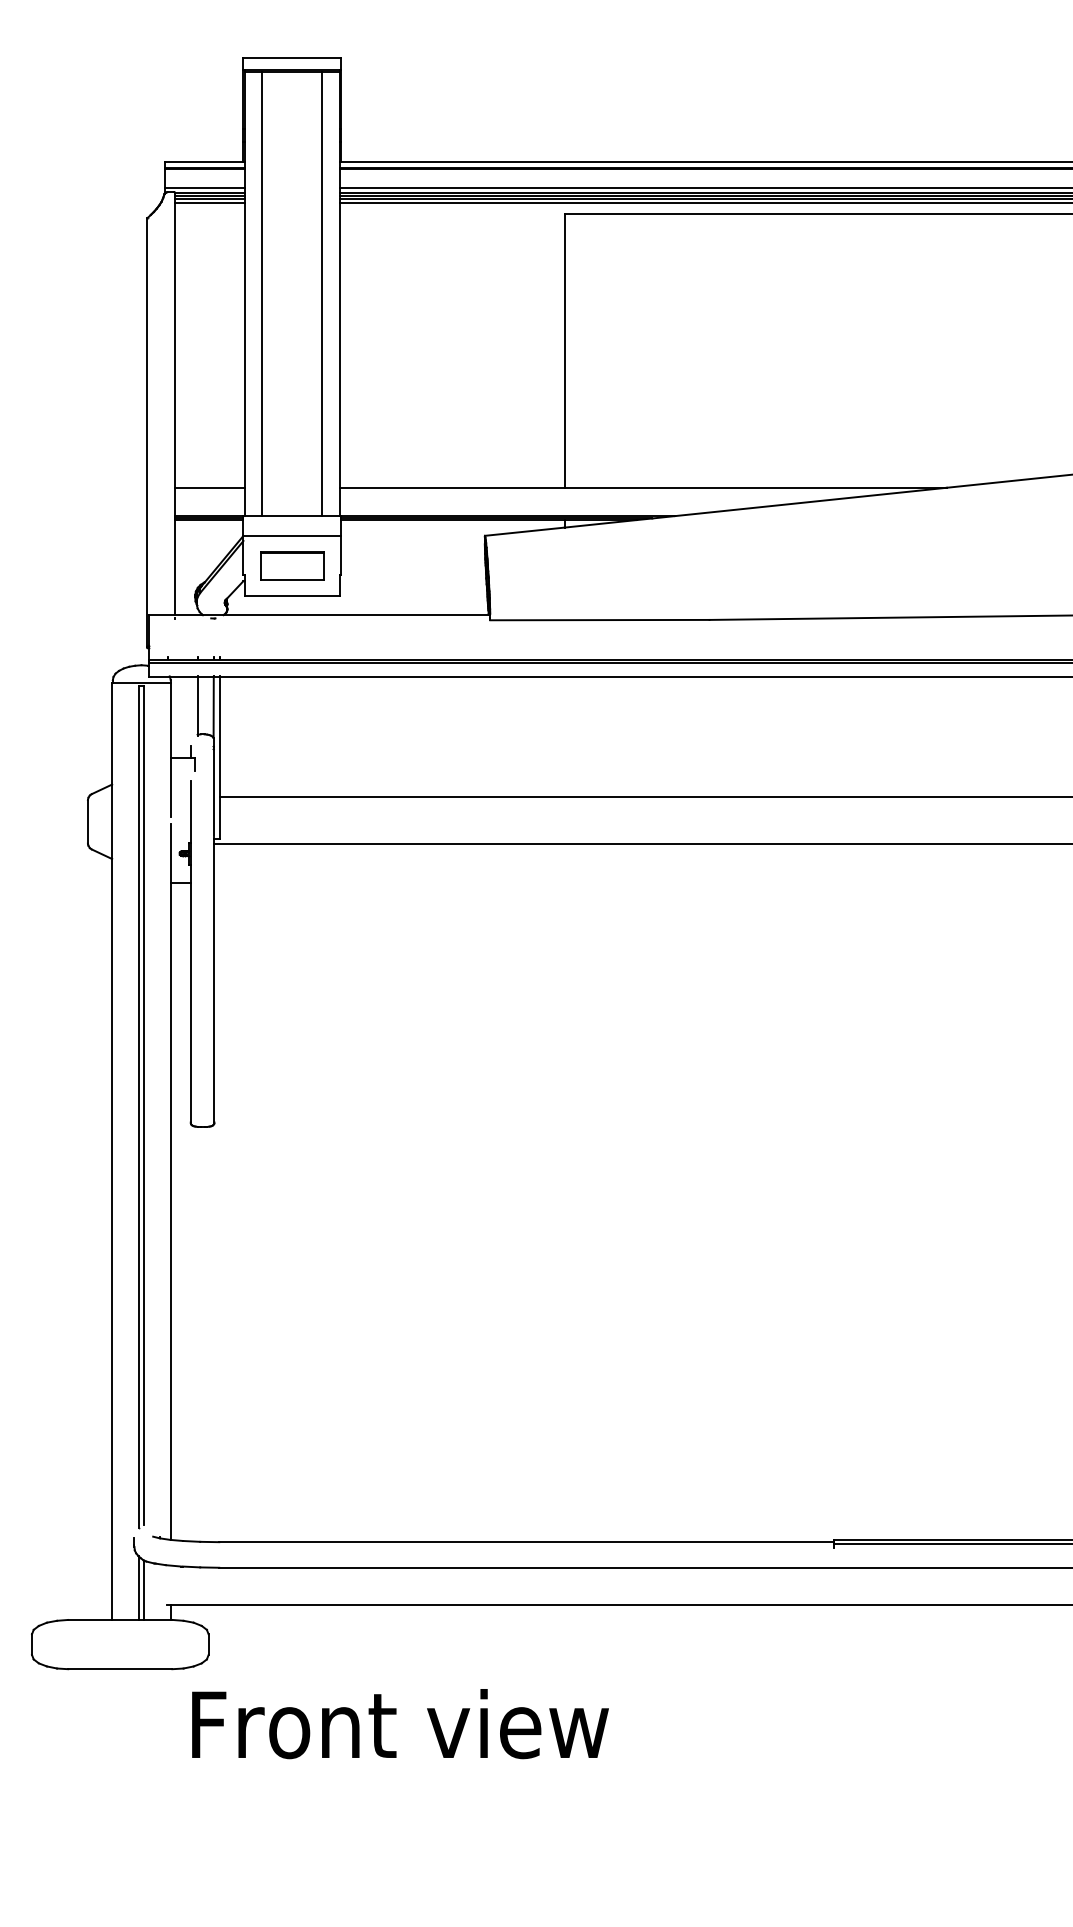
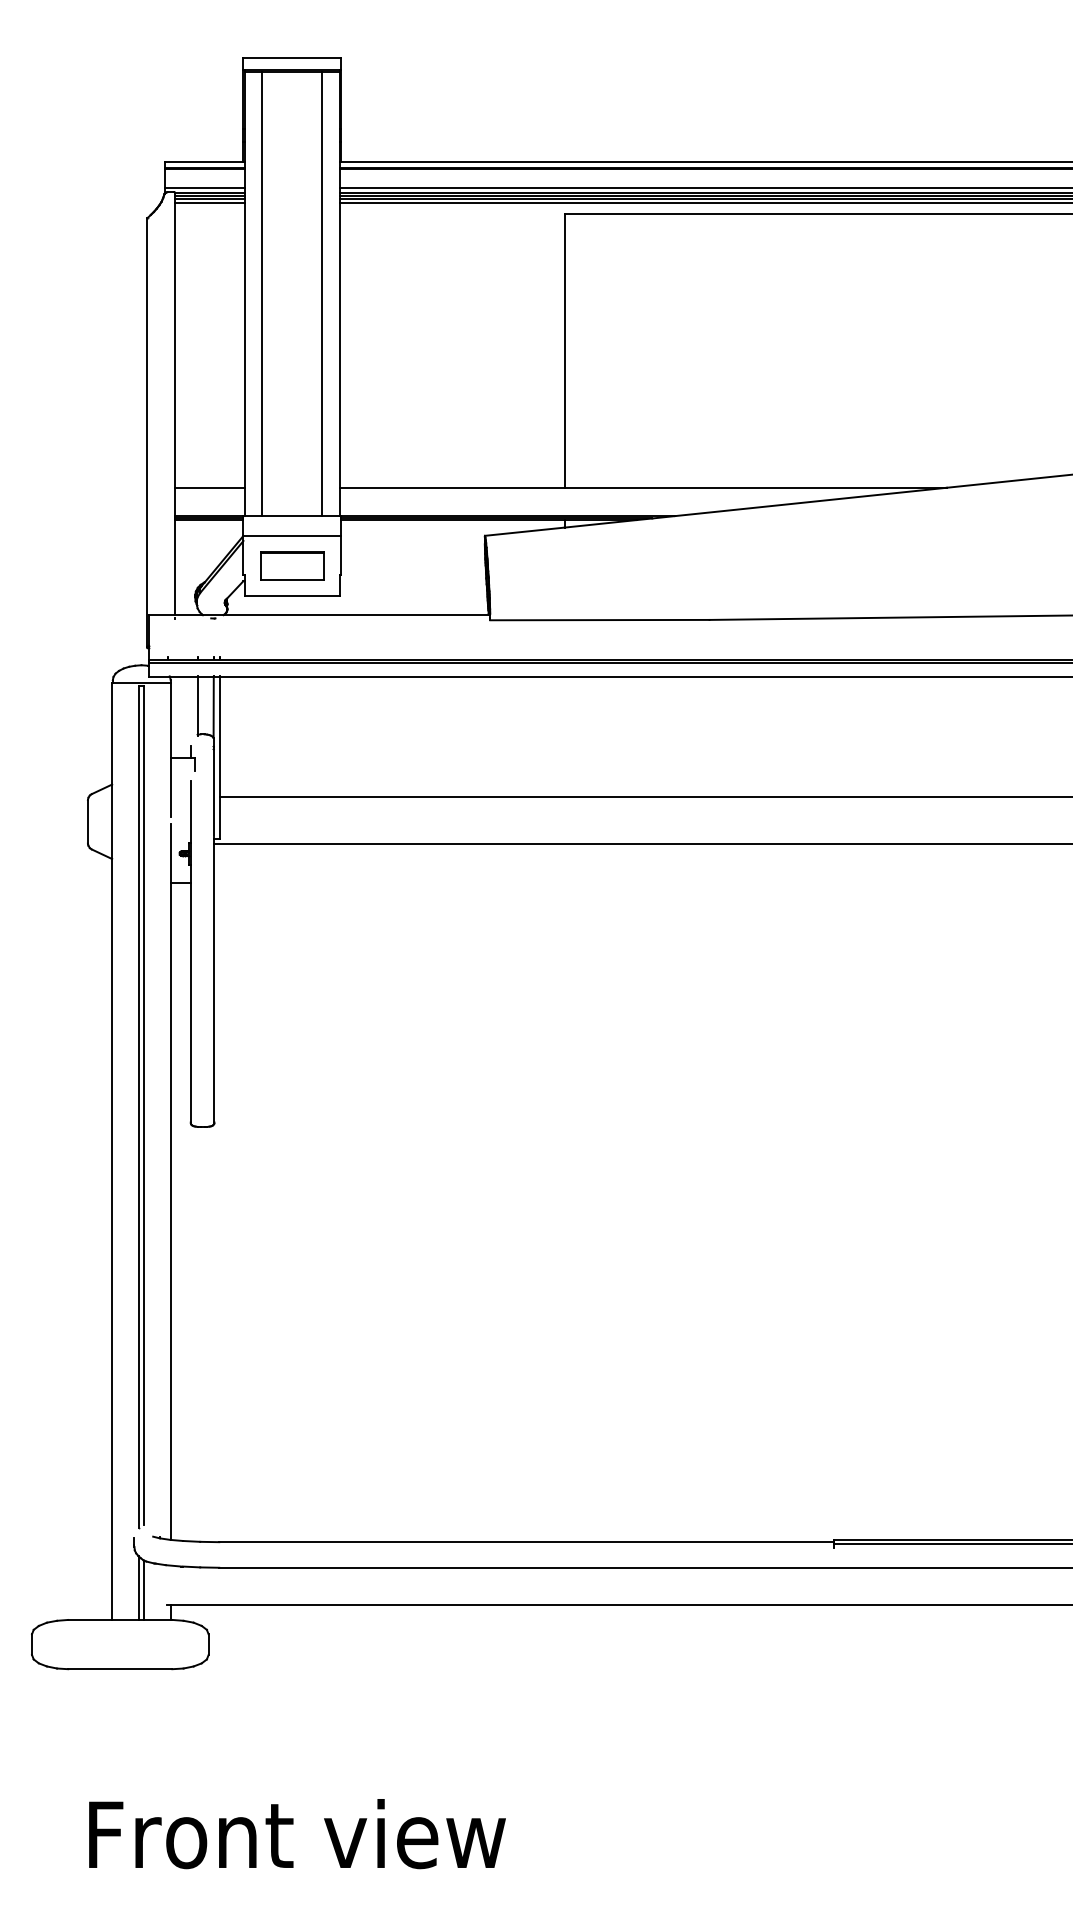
text position: (400, 1724) -> (297, 1834) (297, 1834)
